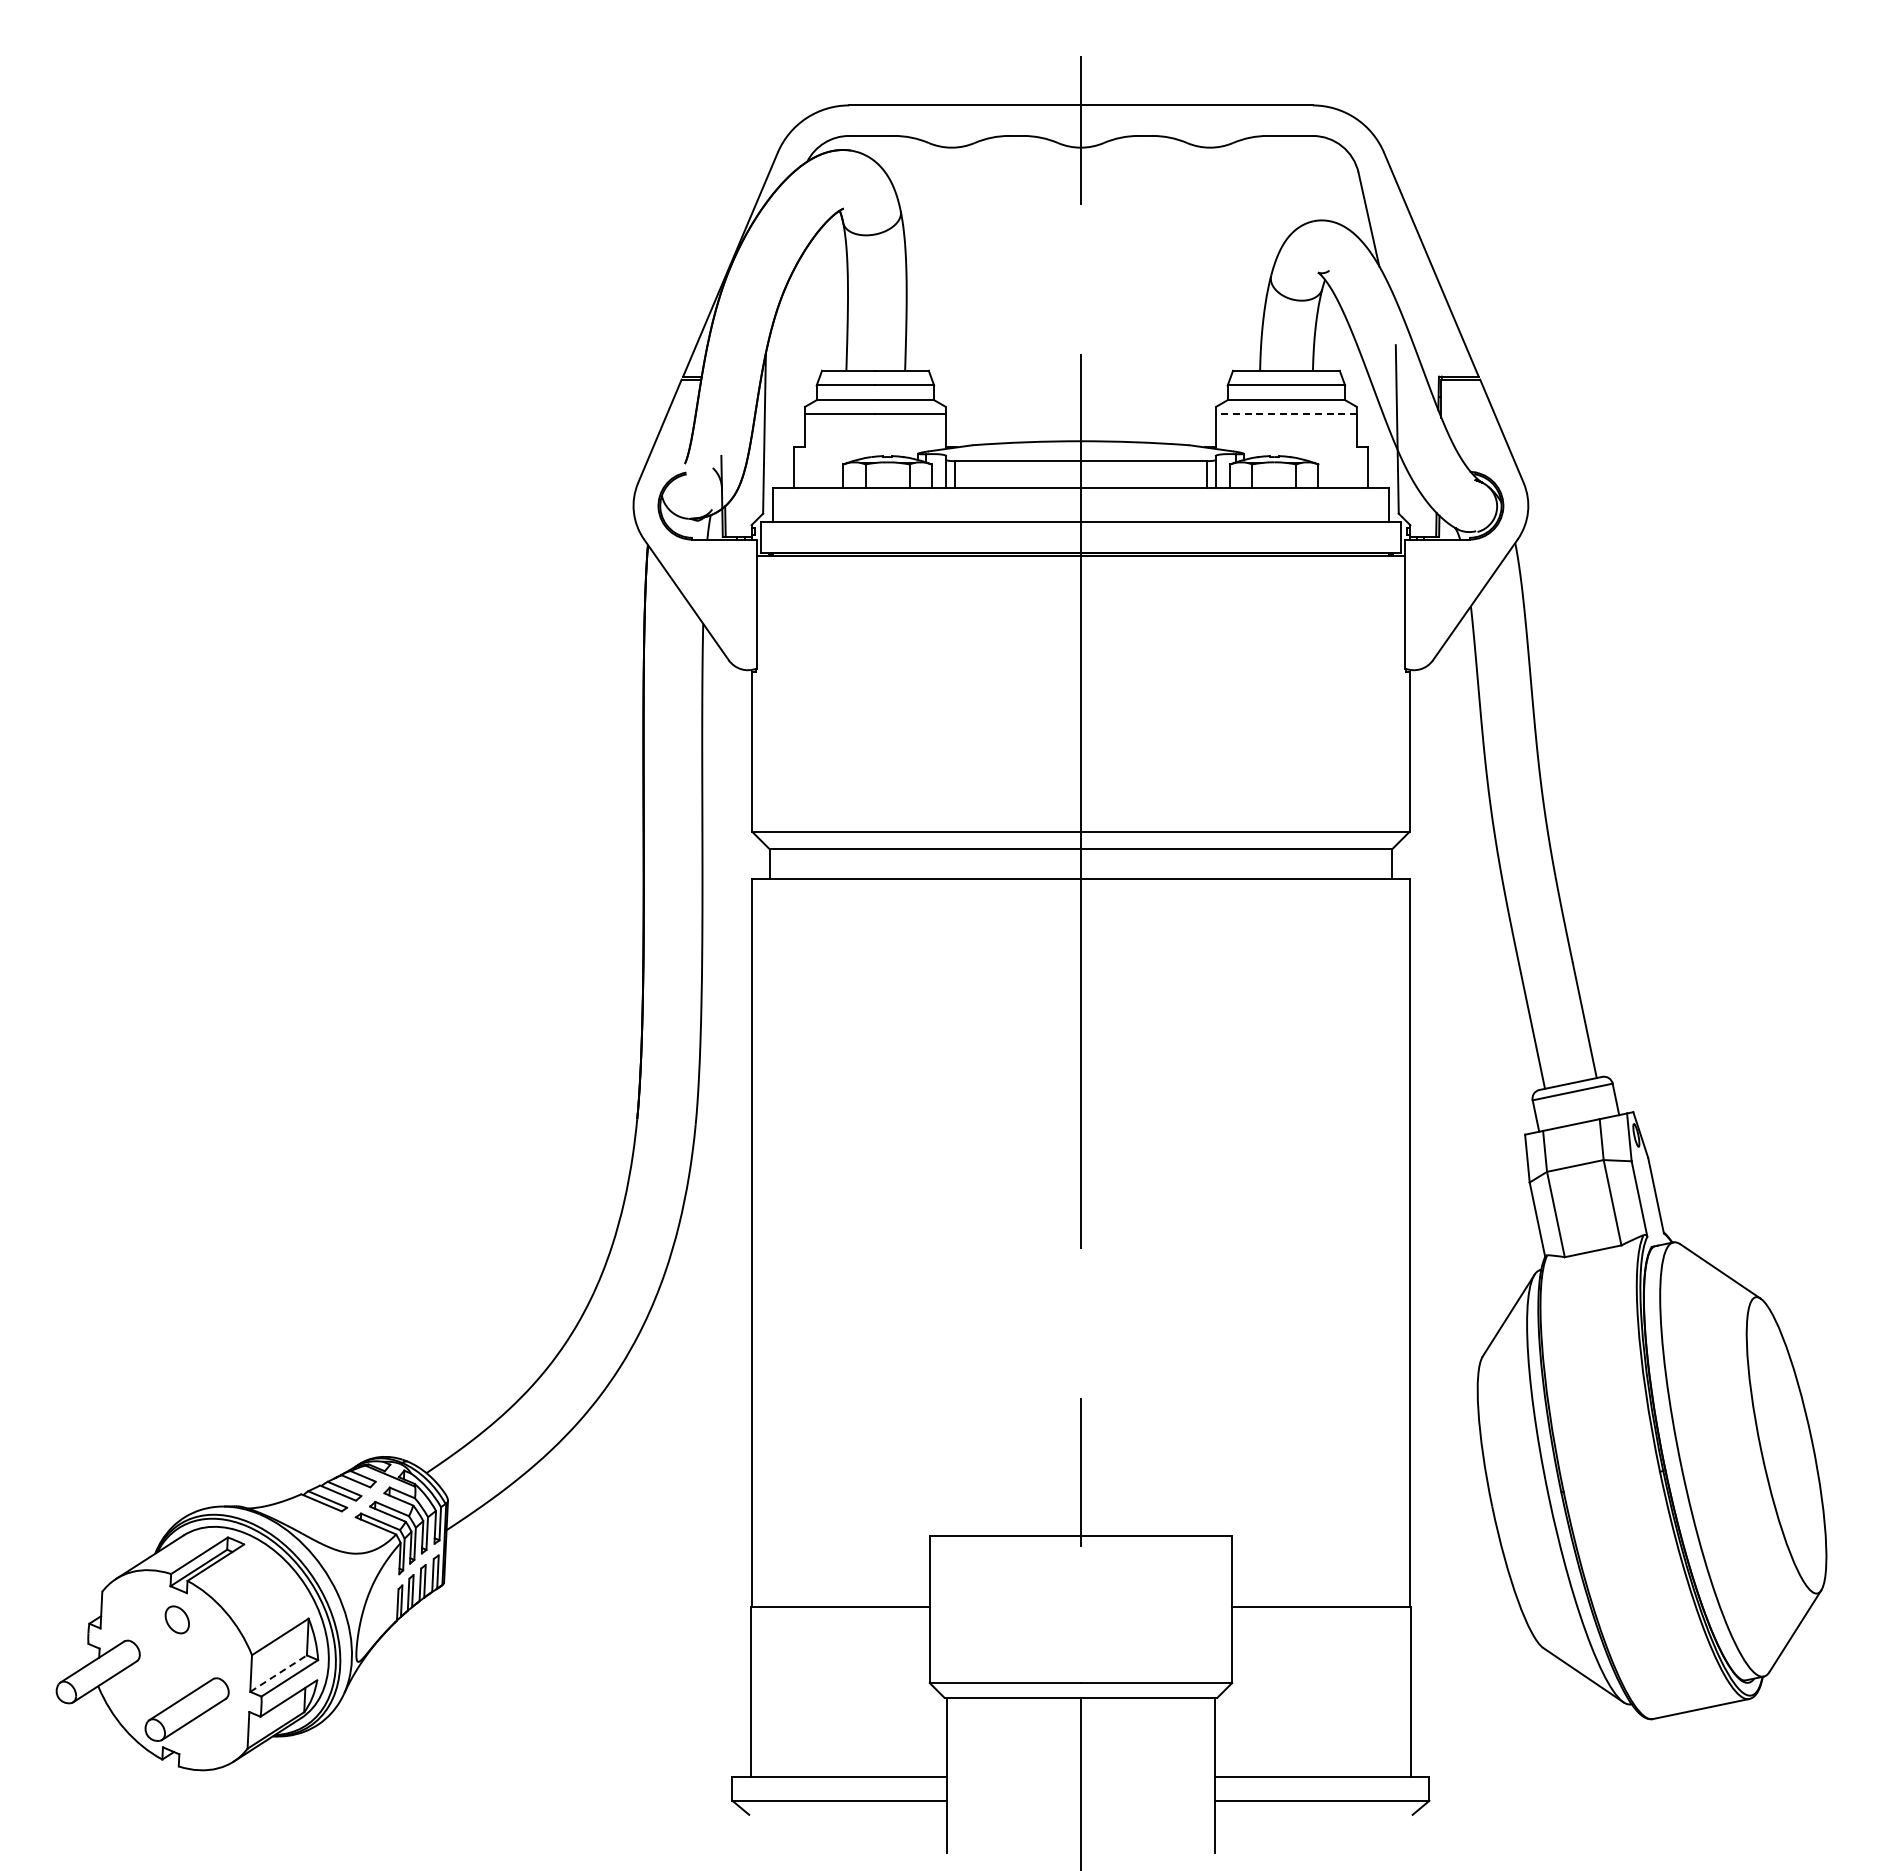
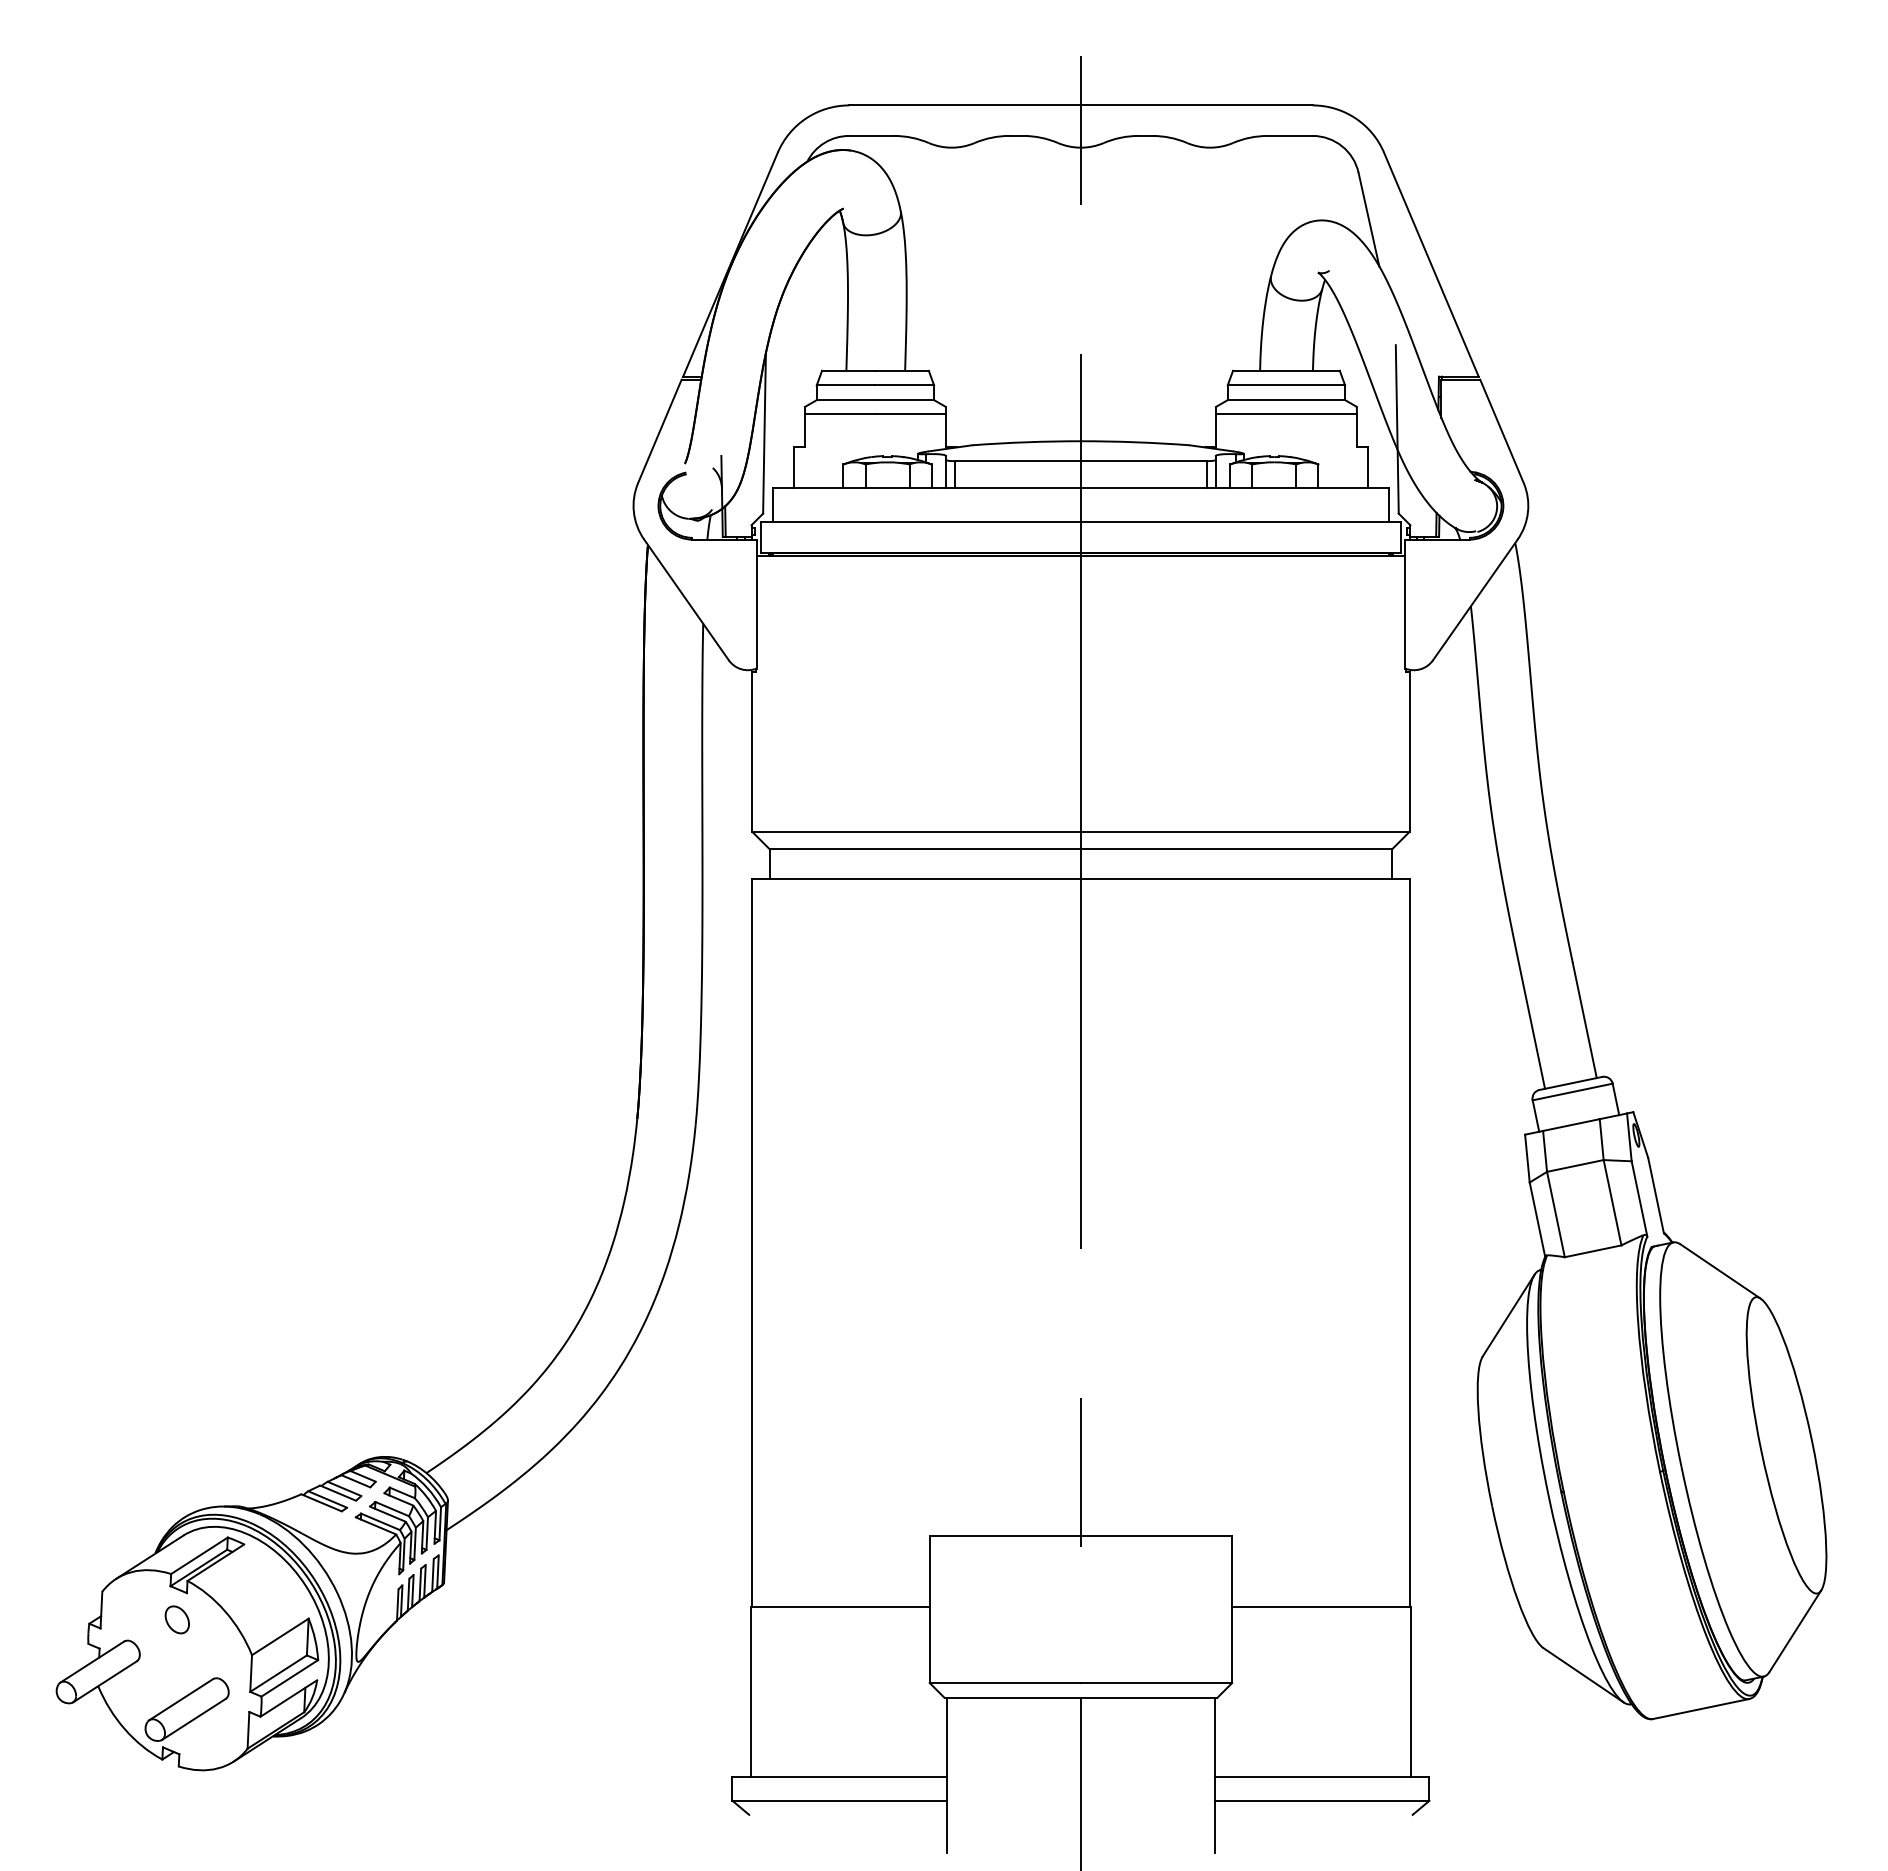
line: dashed -> solid (1285, 413)
line: dashed -> solid (278, 1673)
